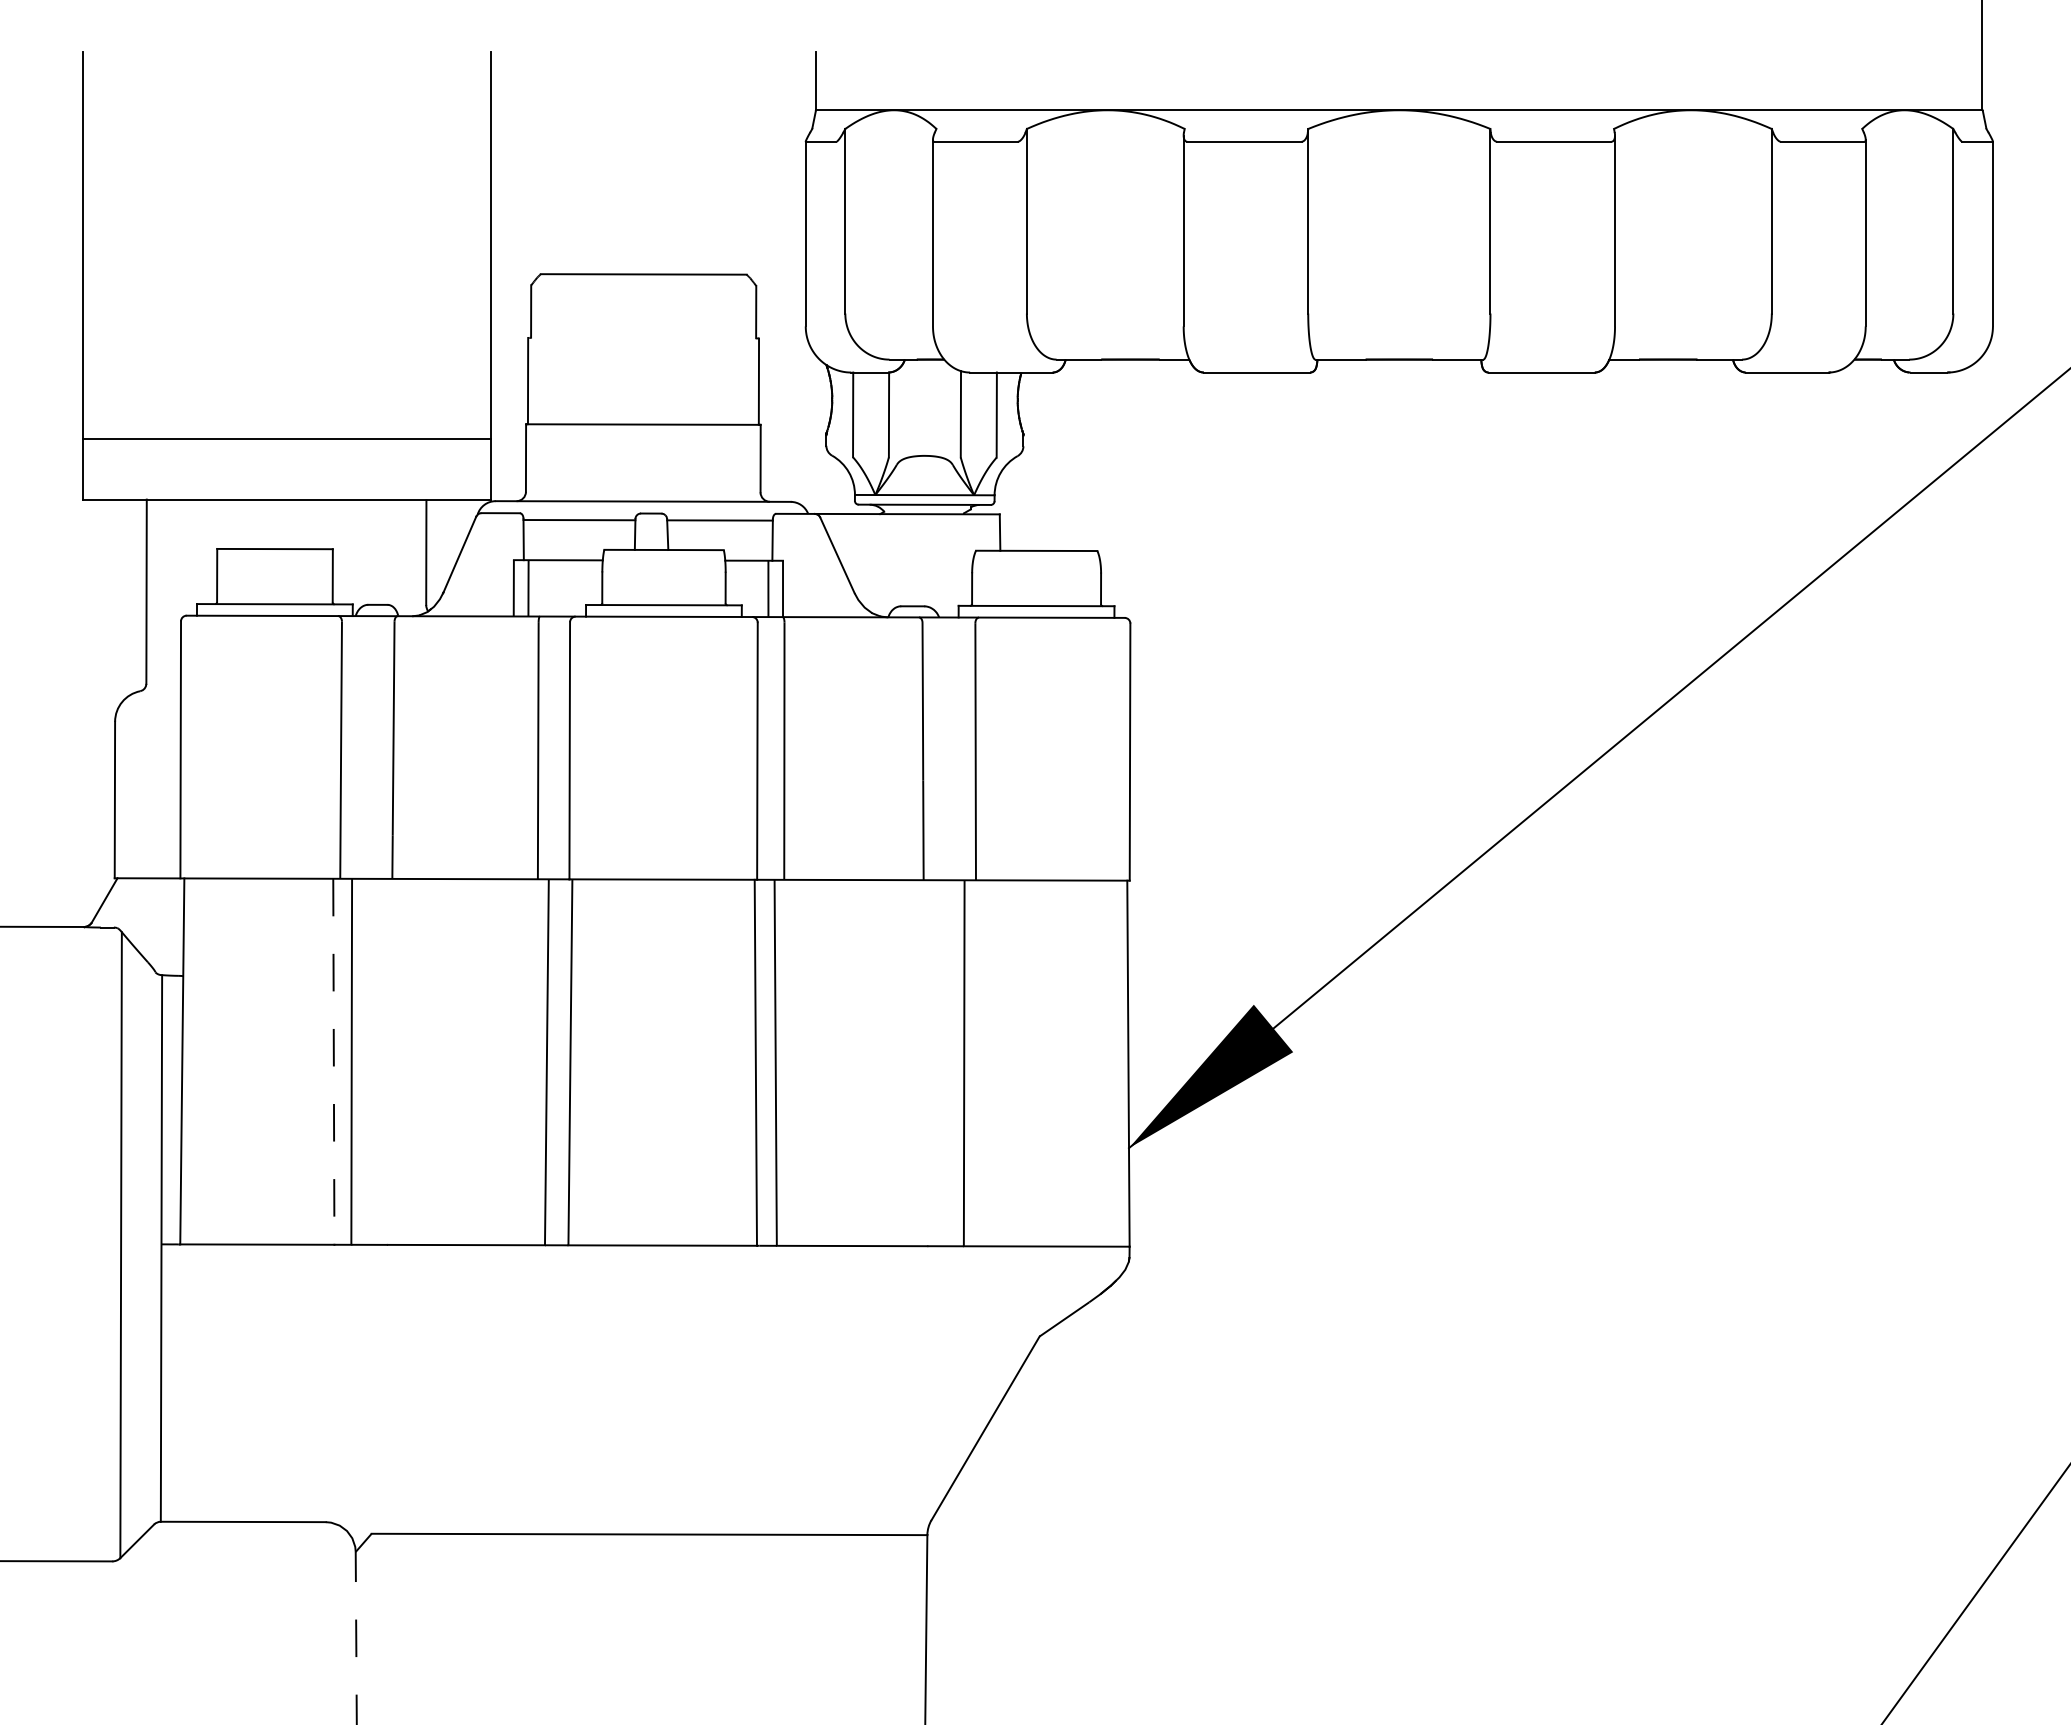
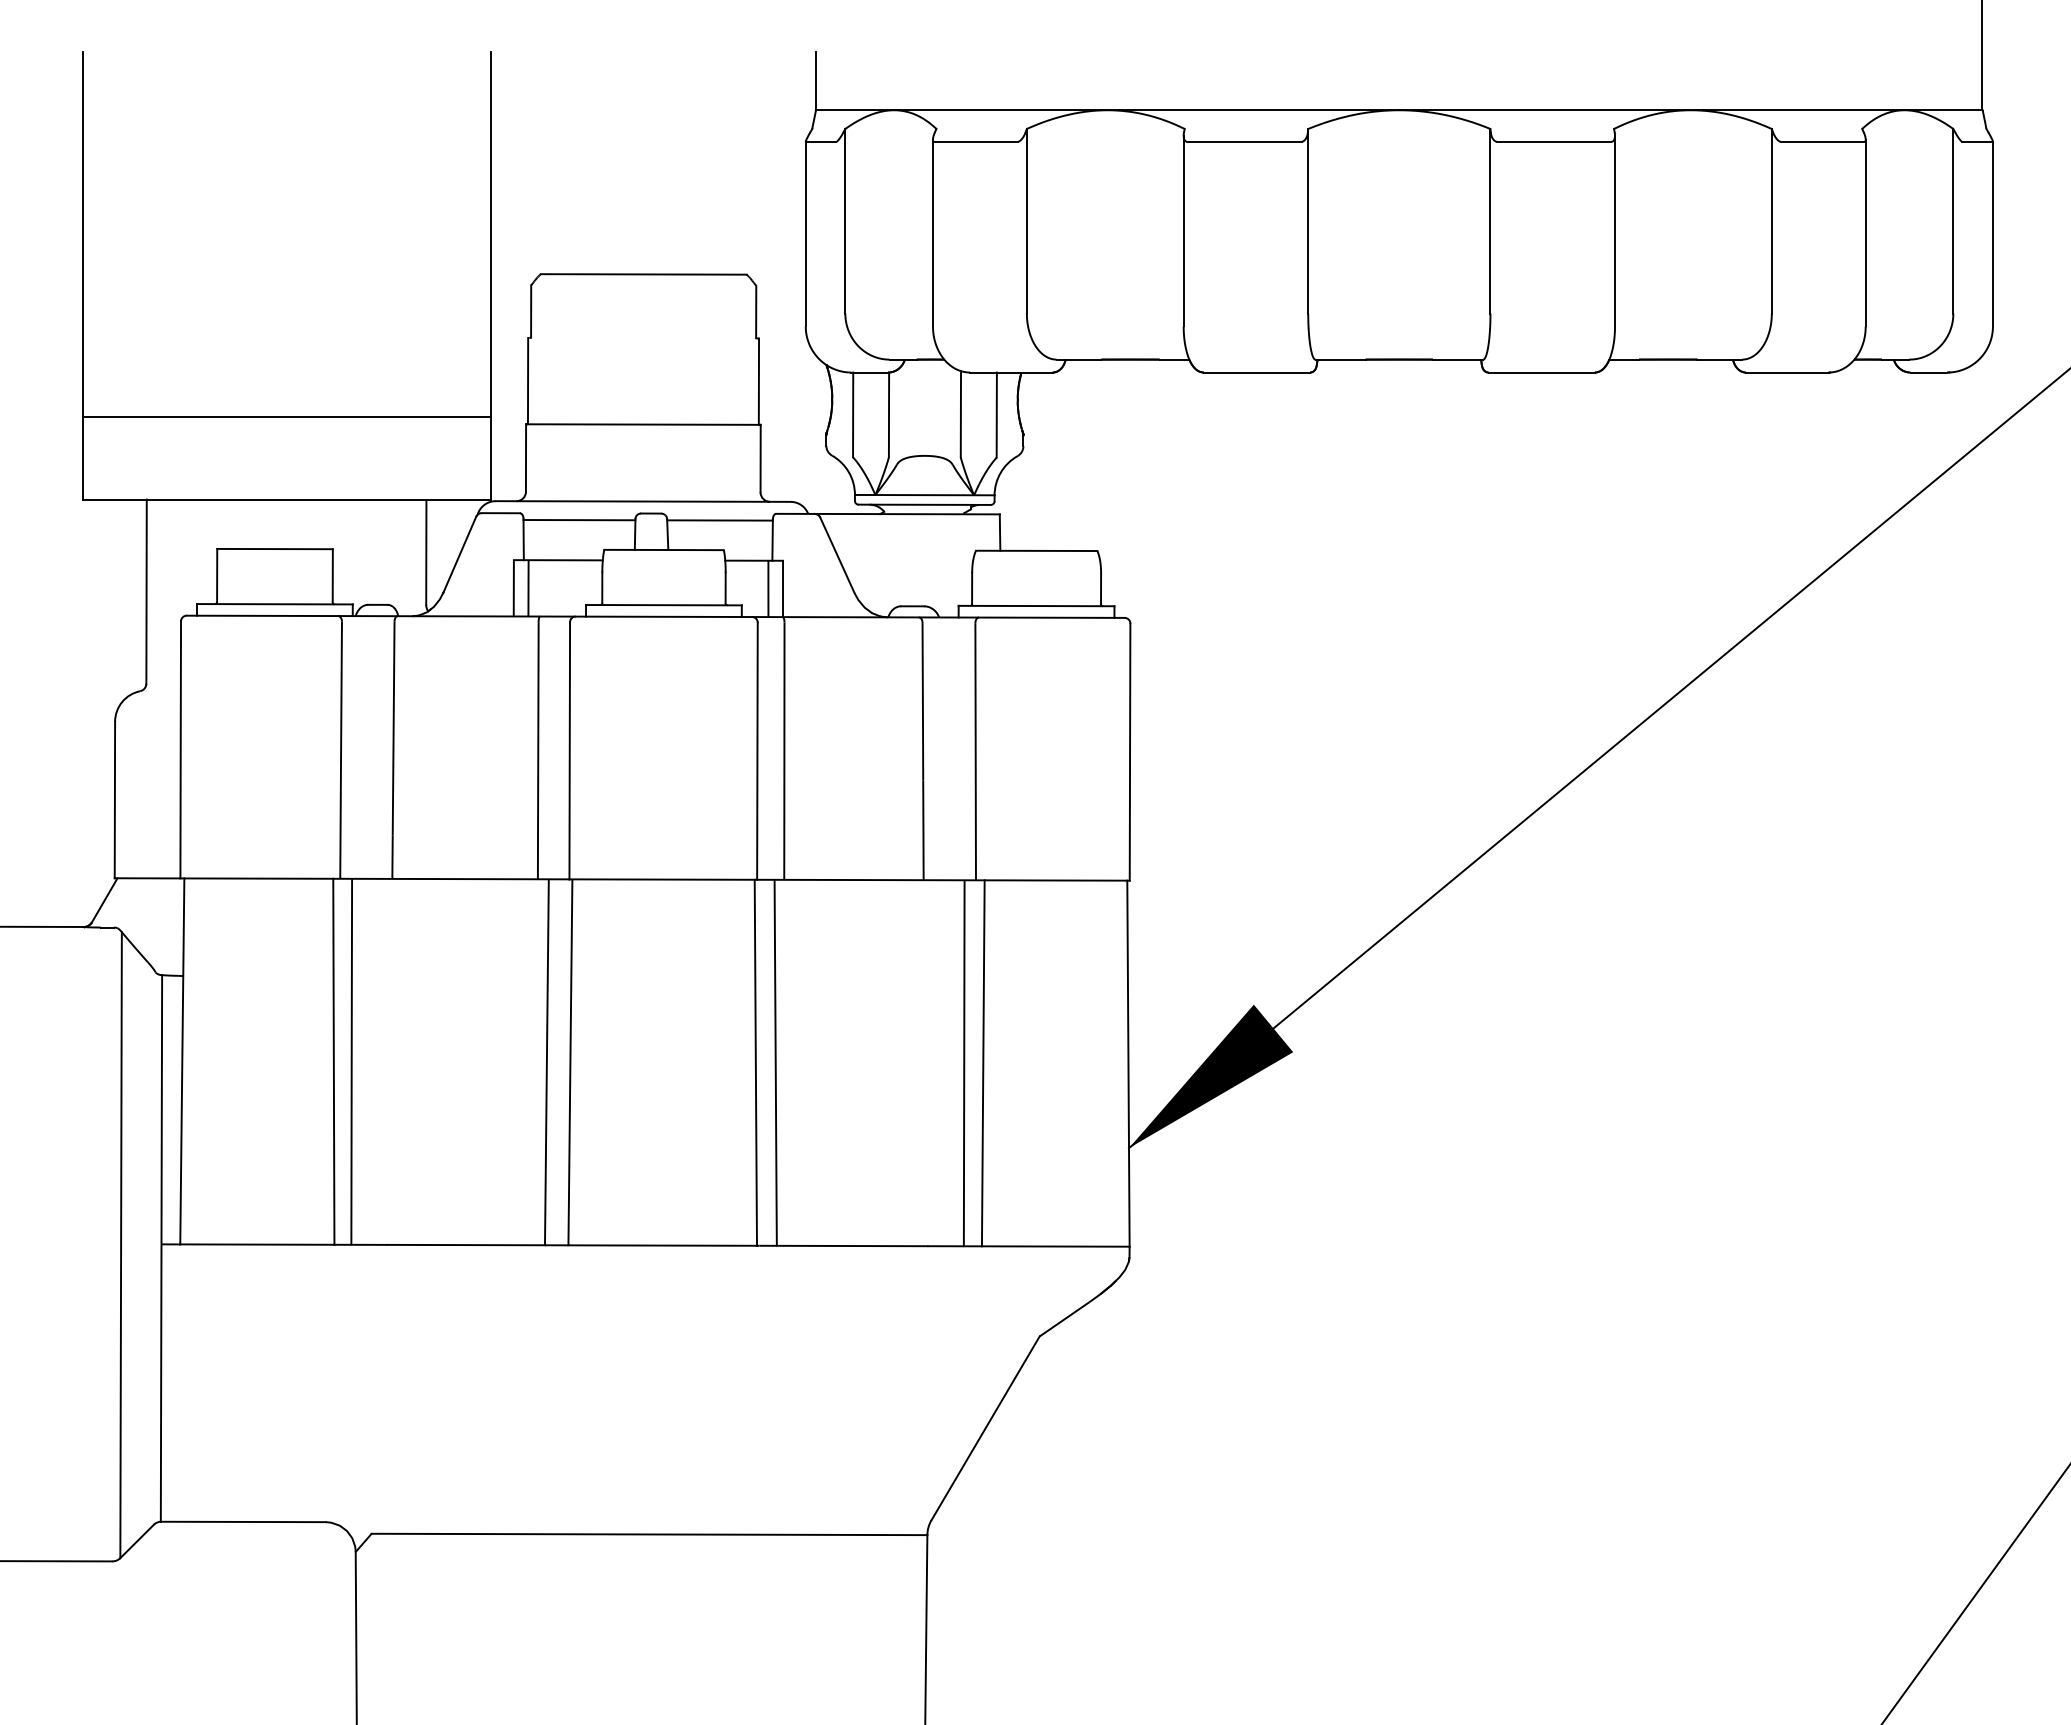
line position: (286, 438) -> (286, 416) (286, 416)
line: dashed -> solid (333, 1061)
line: none -> present (982, 1063)
line: dashed -> solid (356, 1637)
